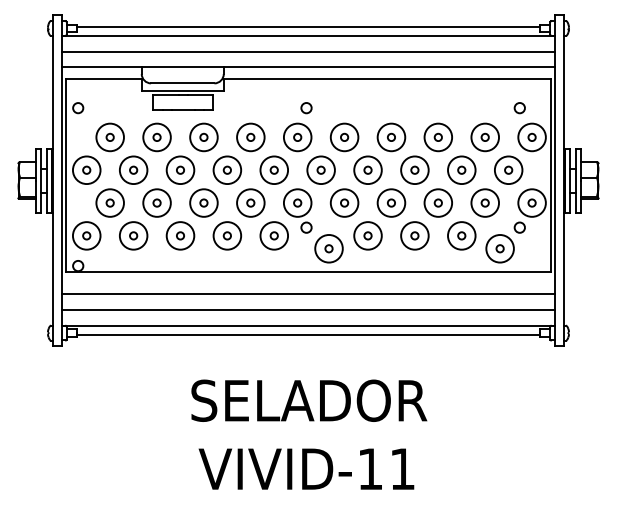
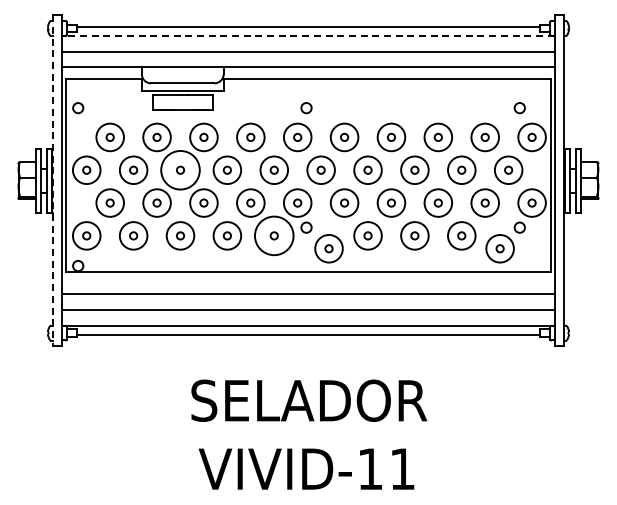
line: solid -> dashed (307, 35)
circle diameter: 28 px -> 39 px (180, 169)
line: solid -> dashed (53, 181)
circle diameter: 28 px -> 39 px (273, 235)
